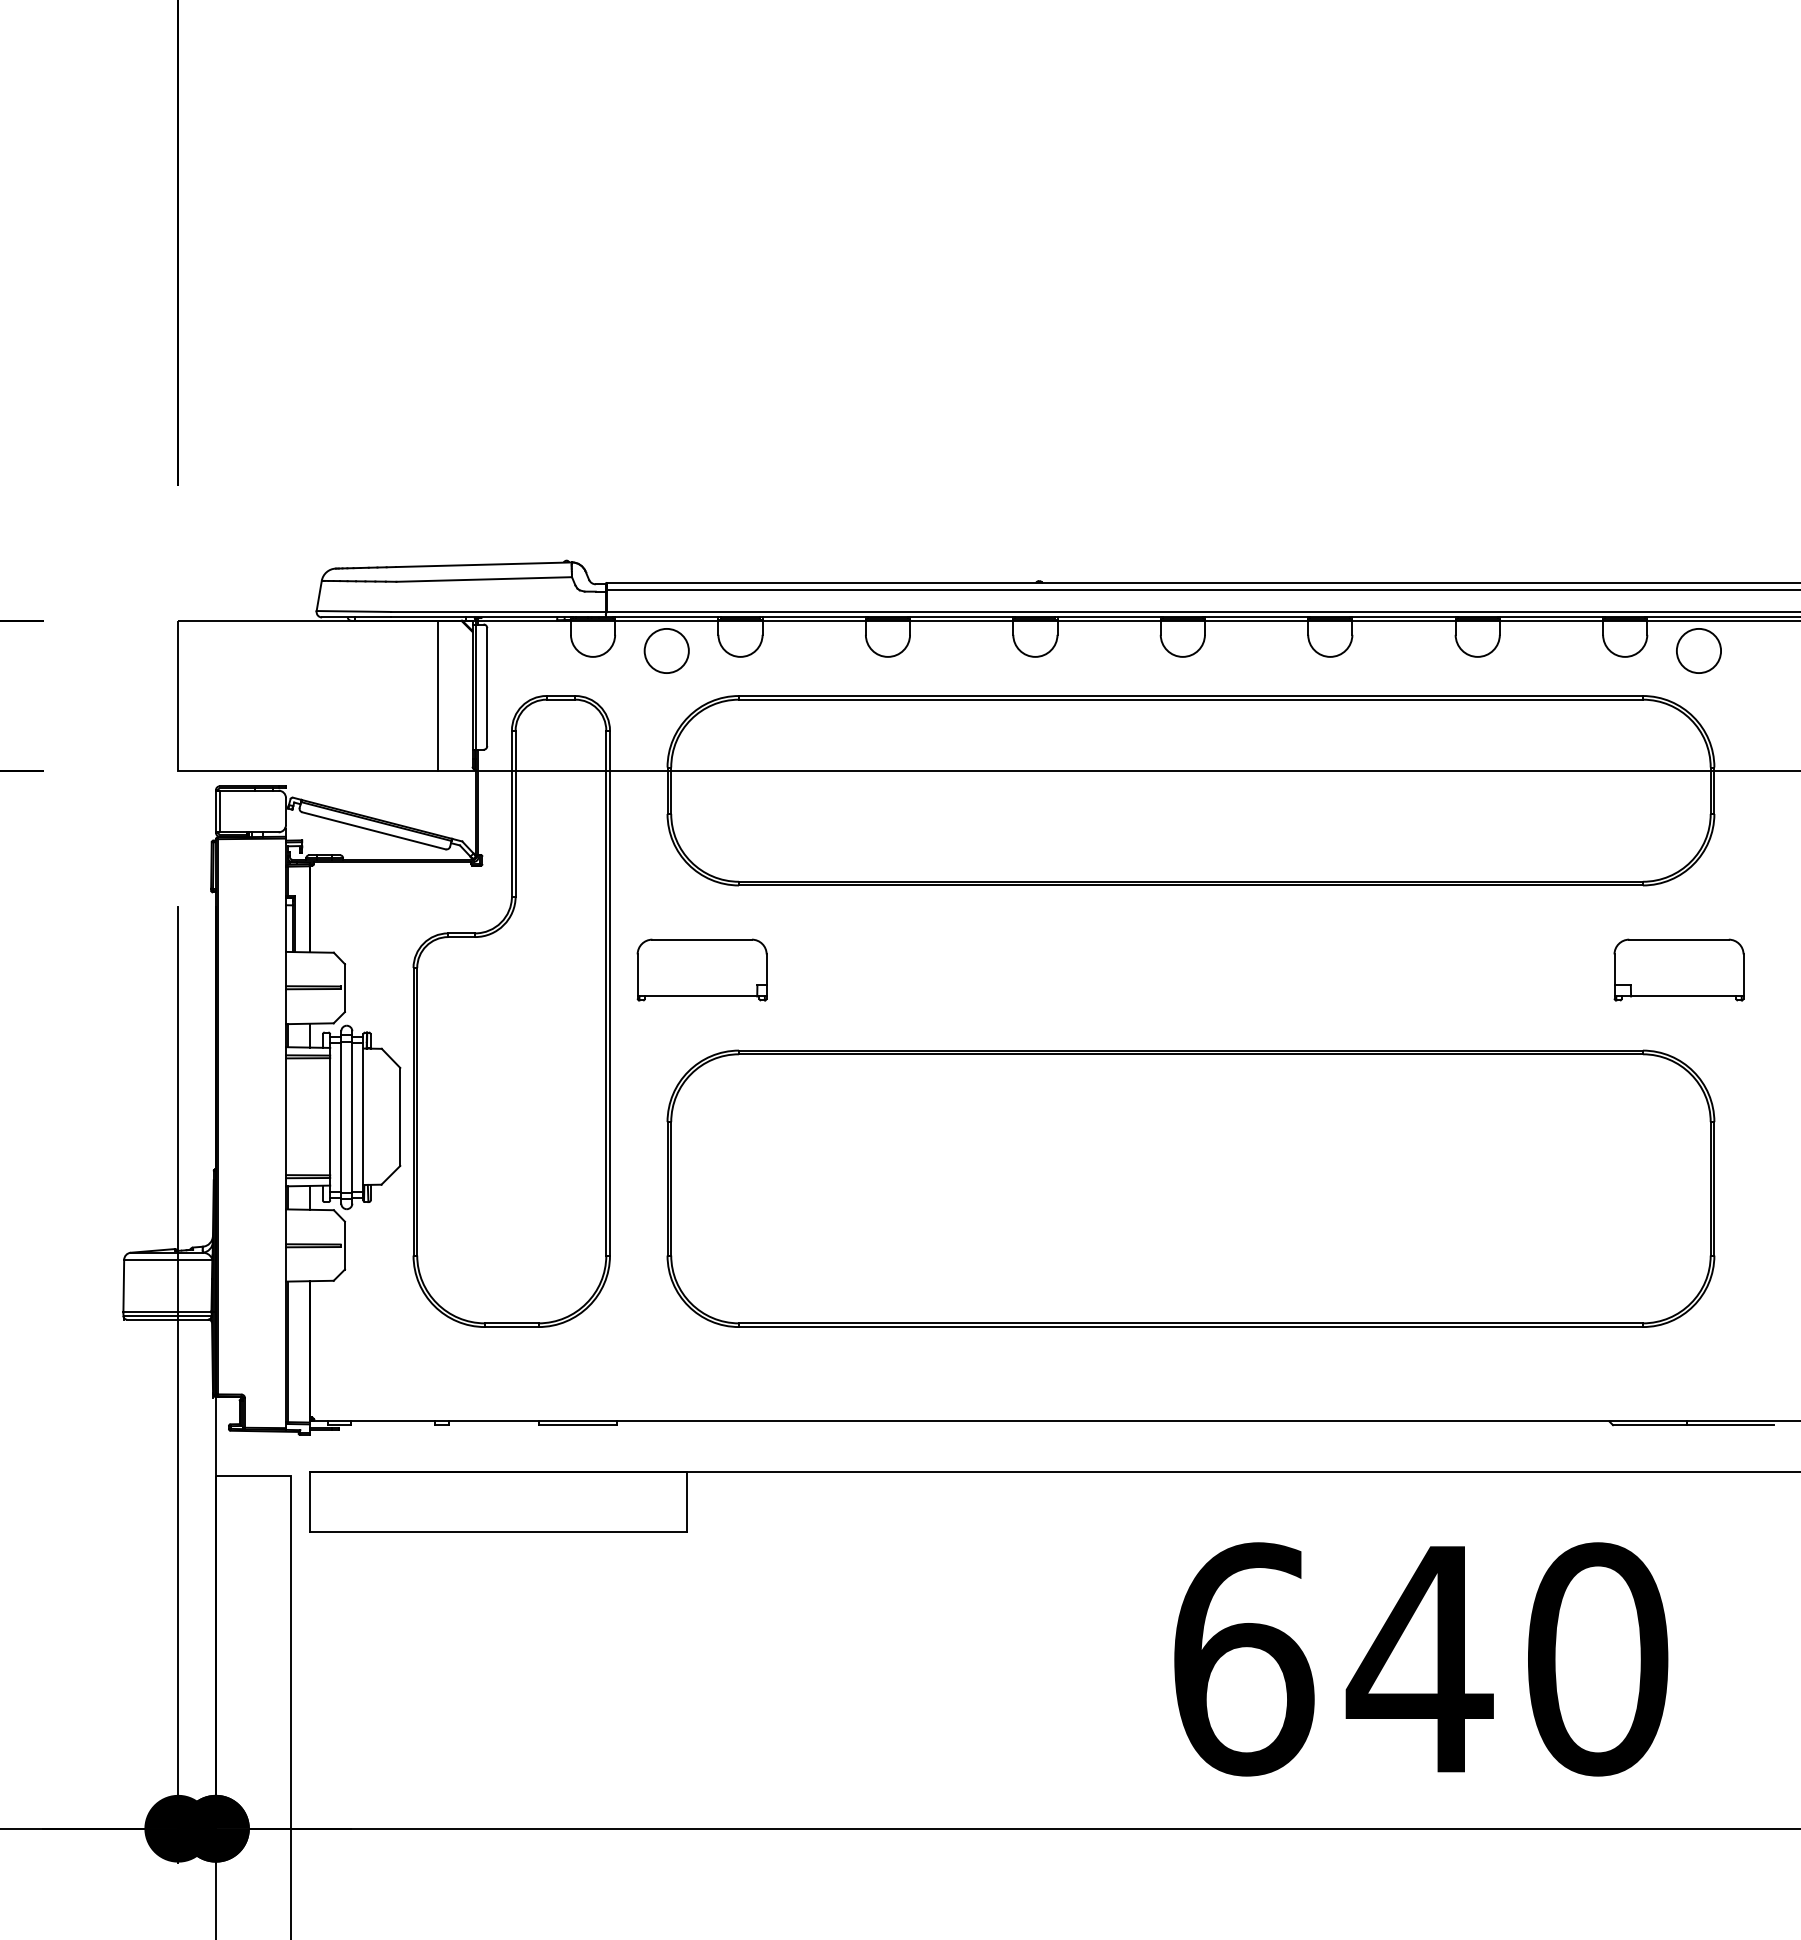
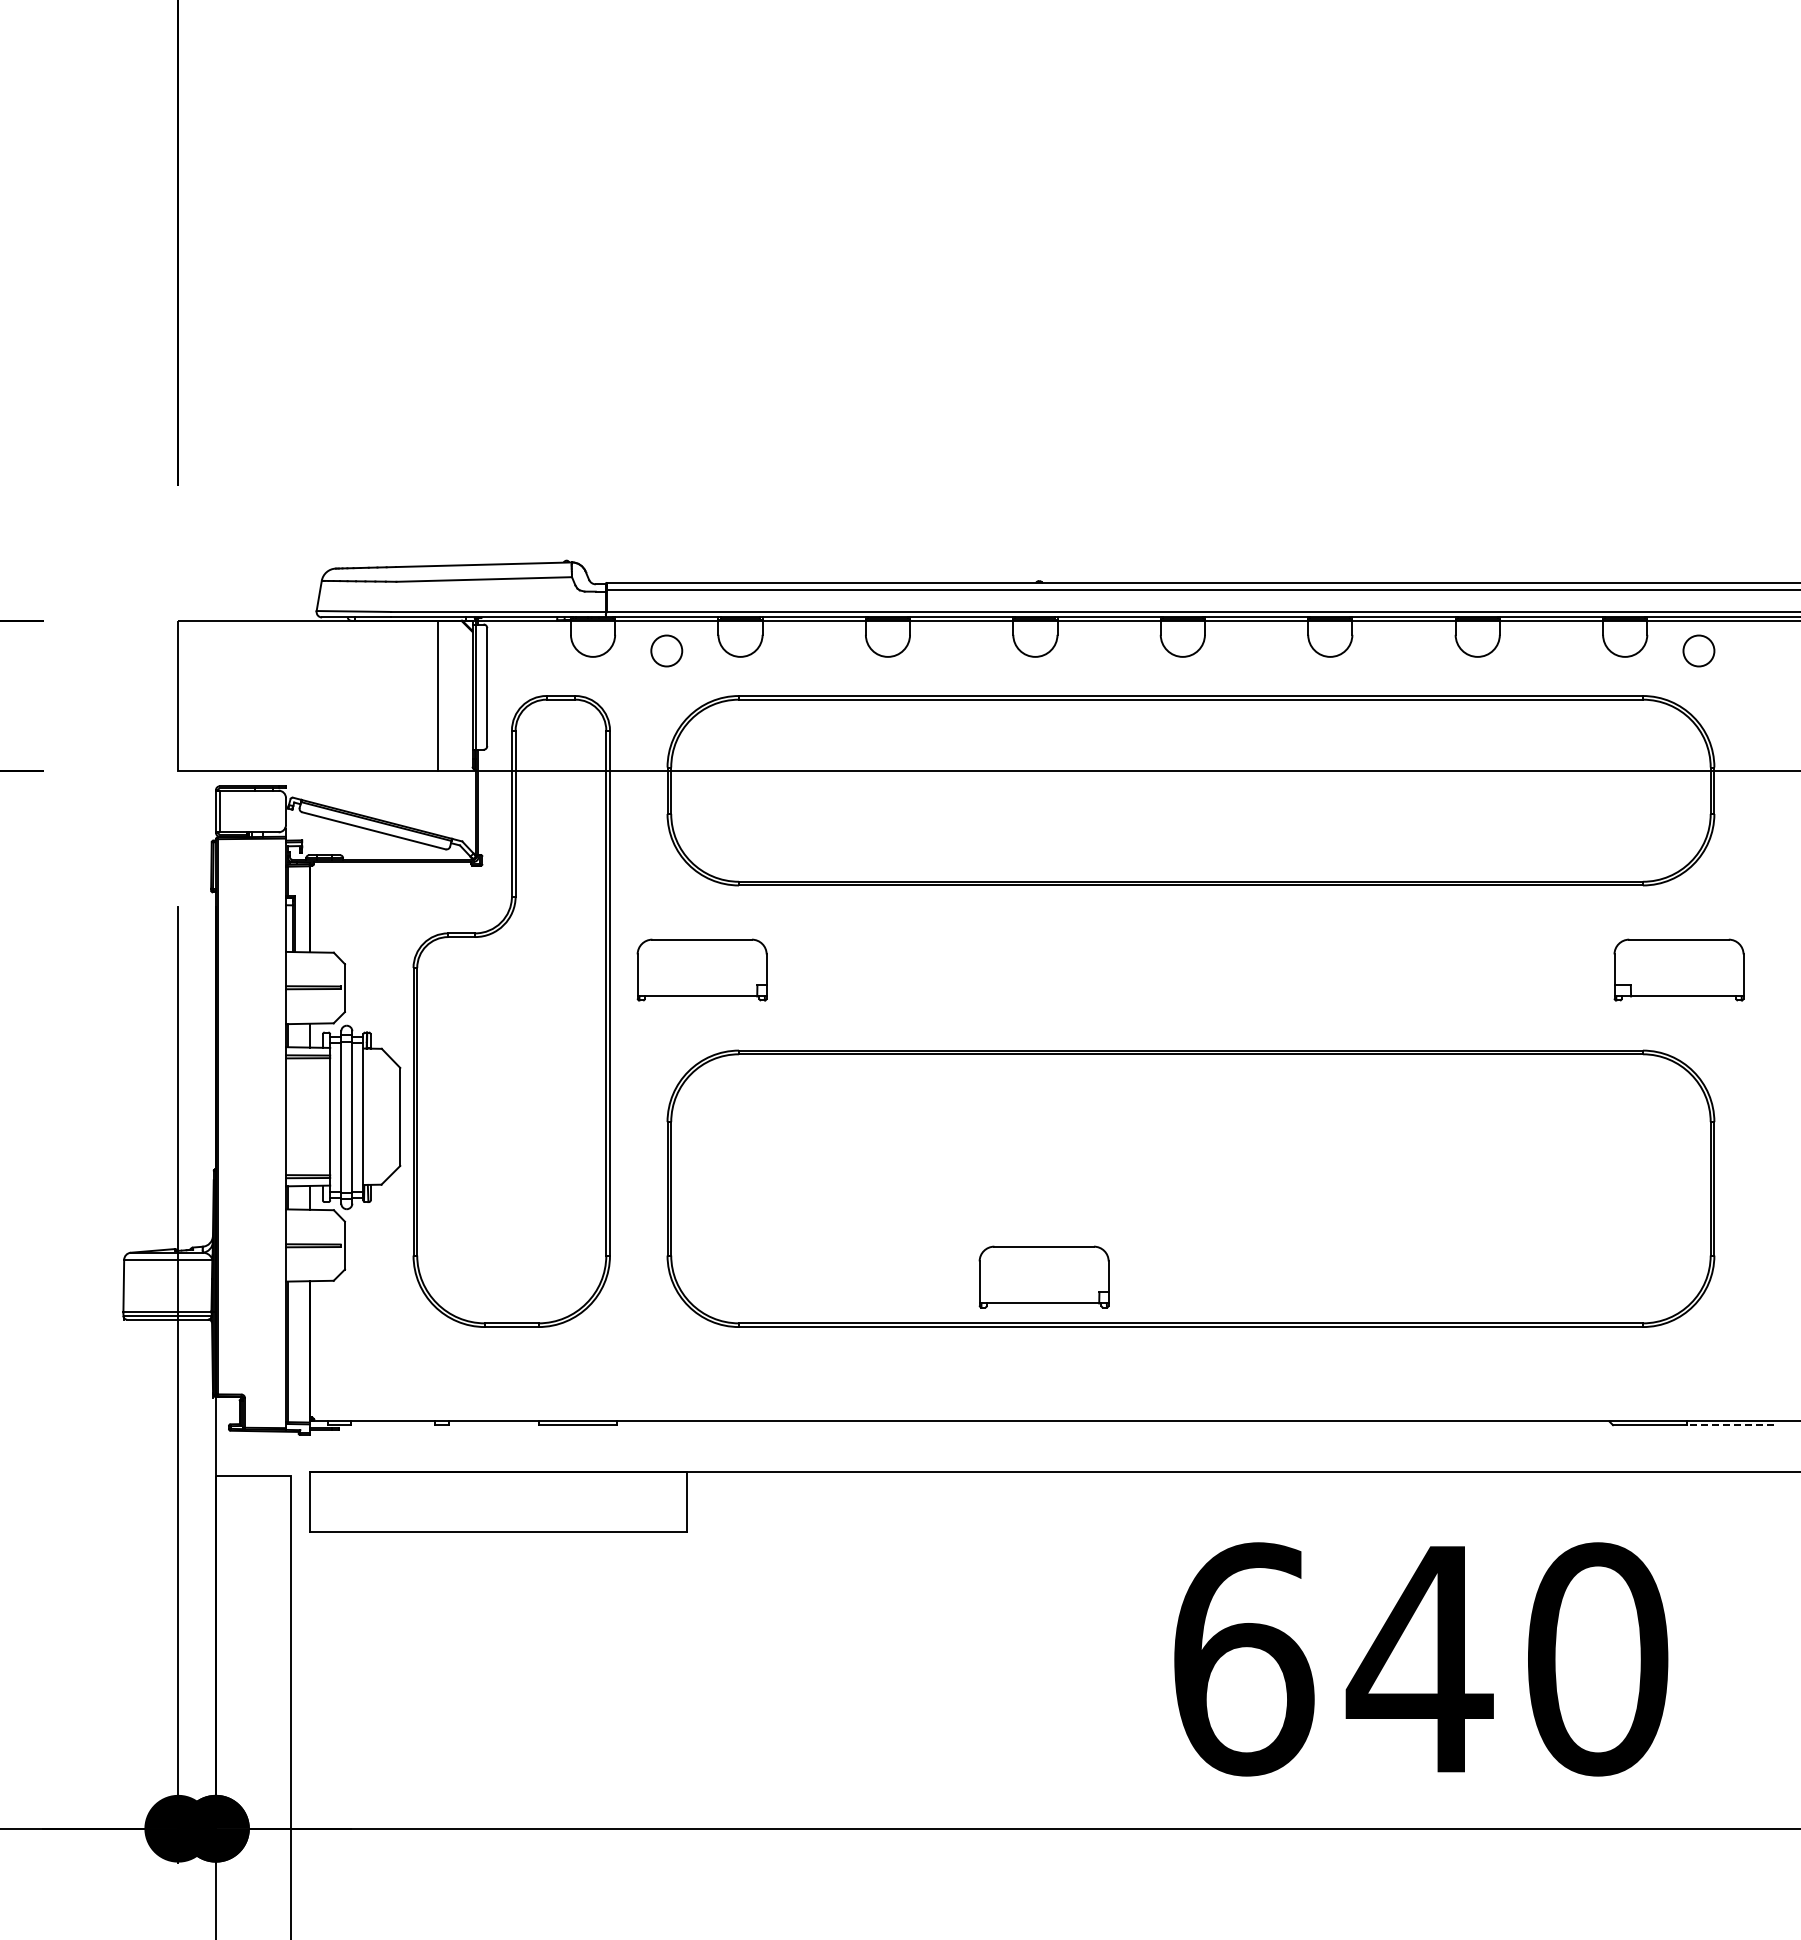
circle diameter: 44 px -> 31 px (666, 650)
circle diameter: 44 px -> 31 px (1698, 650)
part: none -> present (1043, 1276)
line: solid -> dashed (1730, 1425)
